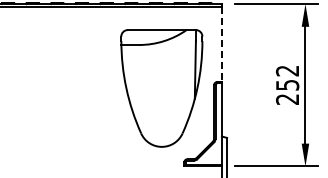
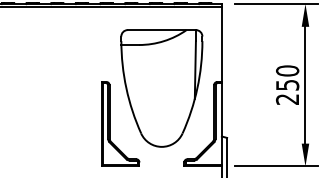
line: dashed -> solid (221, 45)
text: 252 -> 250 (287, 70)
part: none -> present (110, 123)
